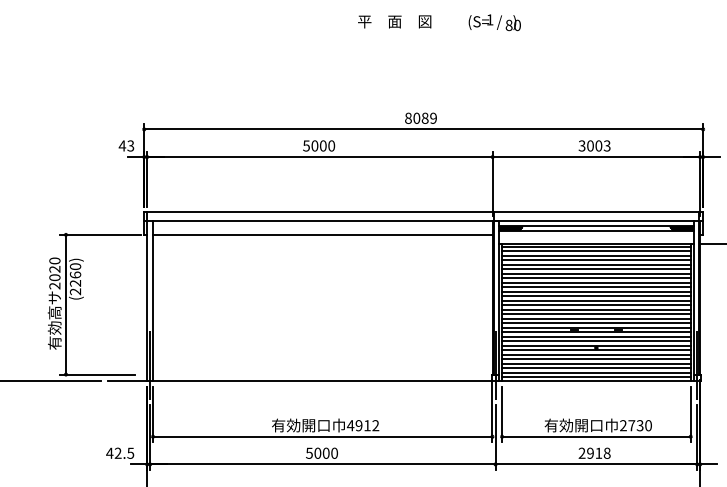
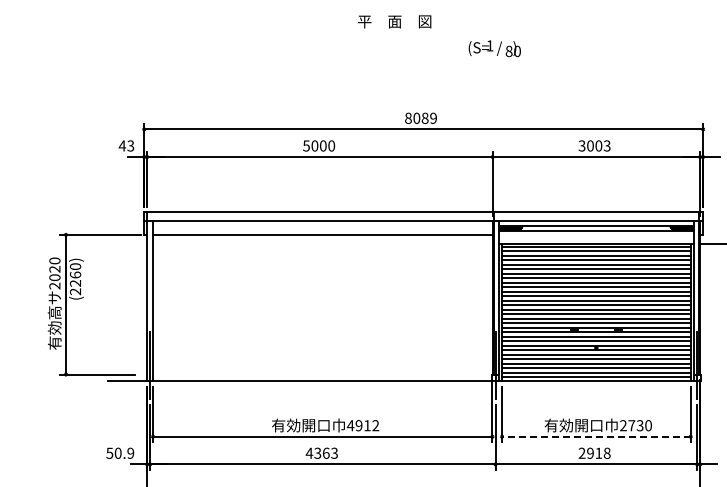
text position: (494, 22) -> (494, 48) (494, 48)
line: present -> none (51, 381)
line: solid -> dashed (595, 436)
text: 42.5 -> 50.9 (120, 452)
text: 5000 -> 4363 (321, 452)
